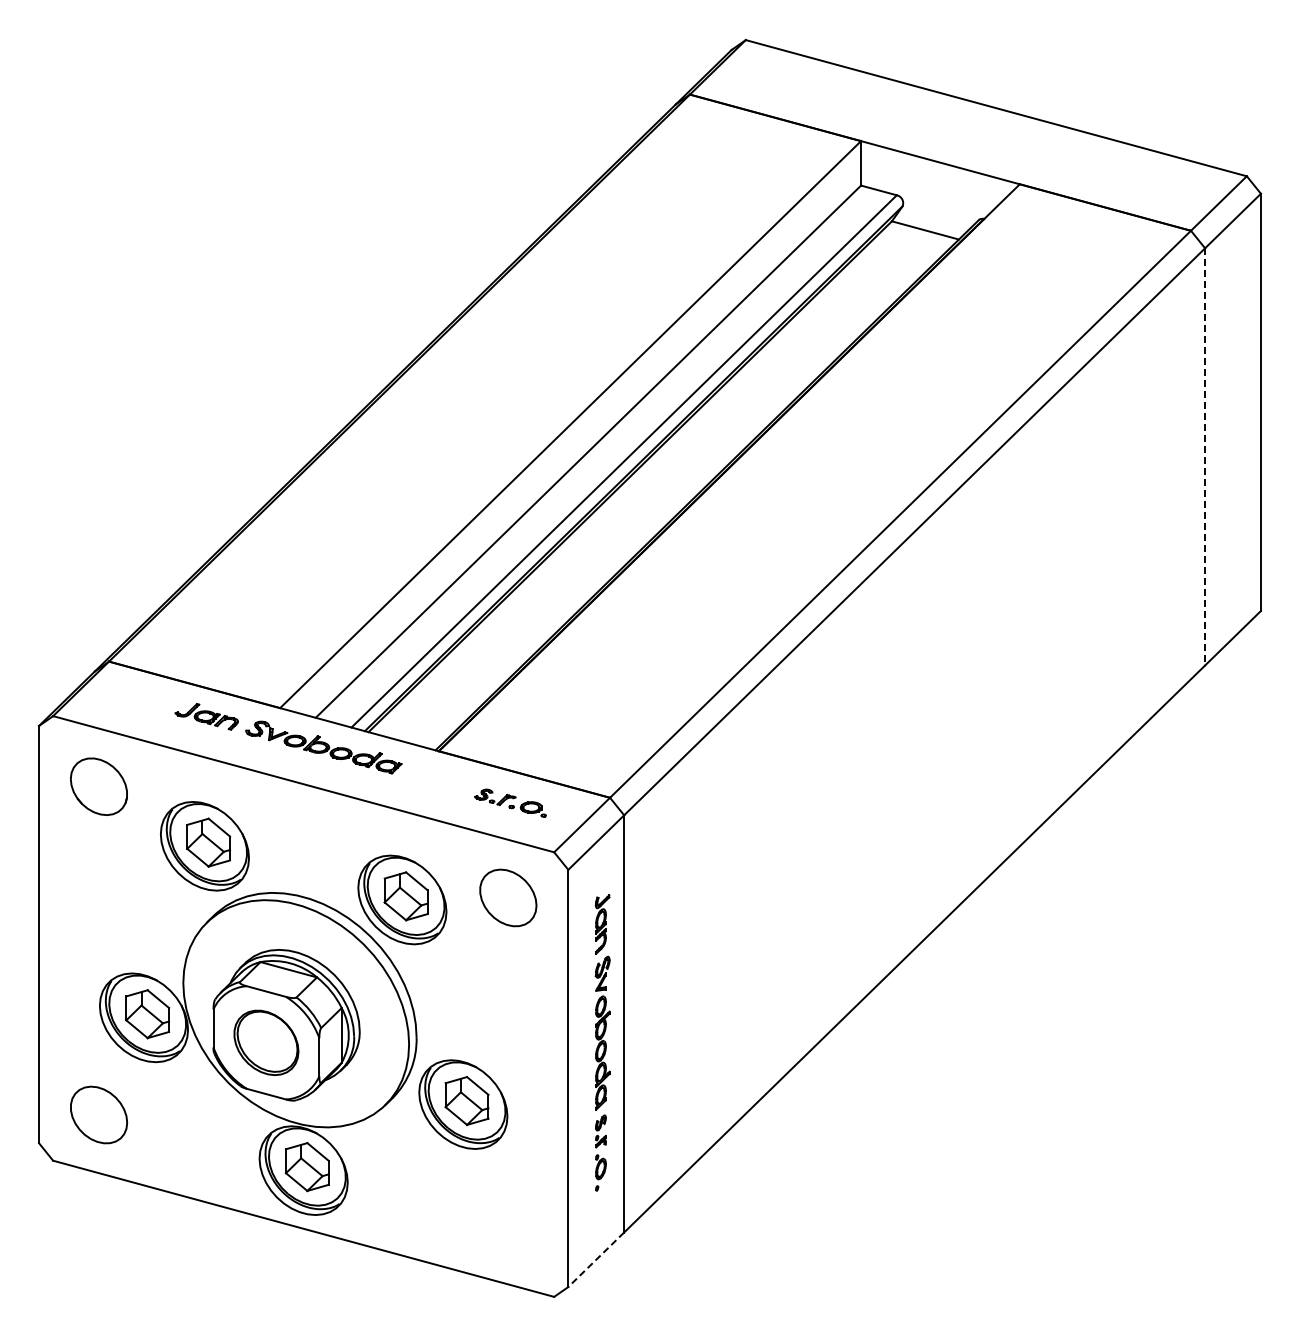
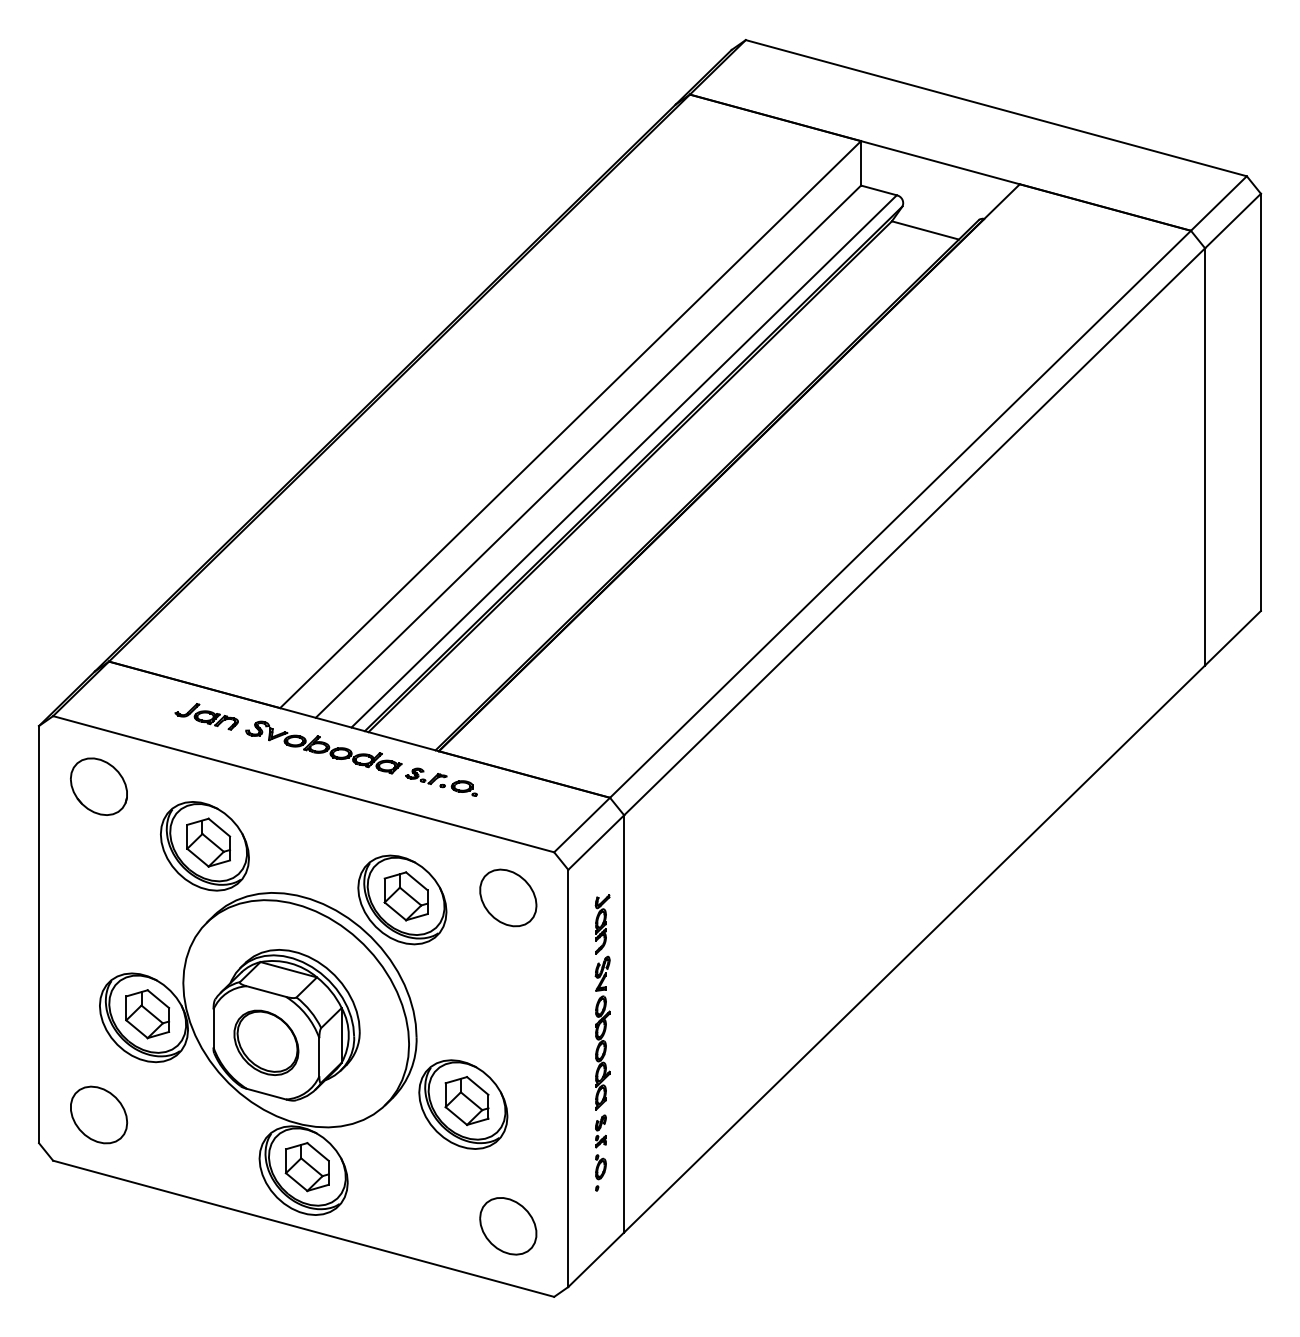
line: dashed -> solid (1205, 456)
part position: (510, 802) -> (441, 781) (441, 781)
part: none -> present (508, 1226)
line: dashed -> solid (595, 1260)
